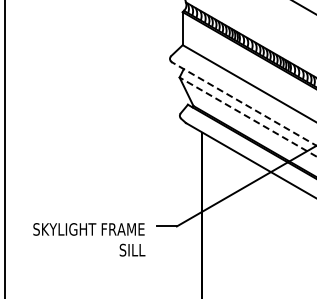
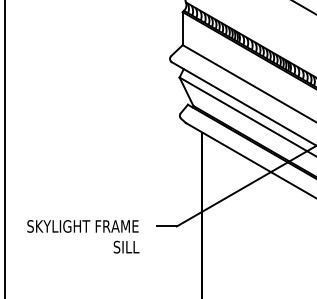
line: dashed -> solid (244, 104)
line: dashed -> solid (247, 117)
text position: (89, 239) -> (83, 236) (83, 236)
